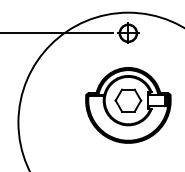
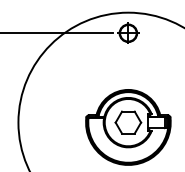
part position: (128, 105) -> (128, 127) (128, 127)
